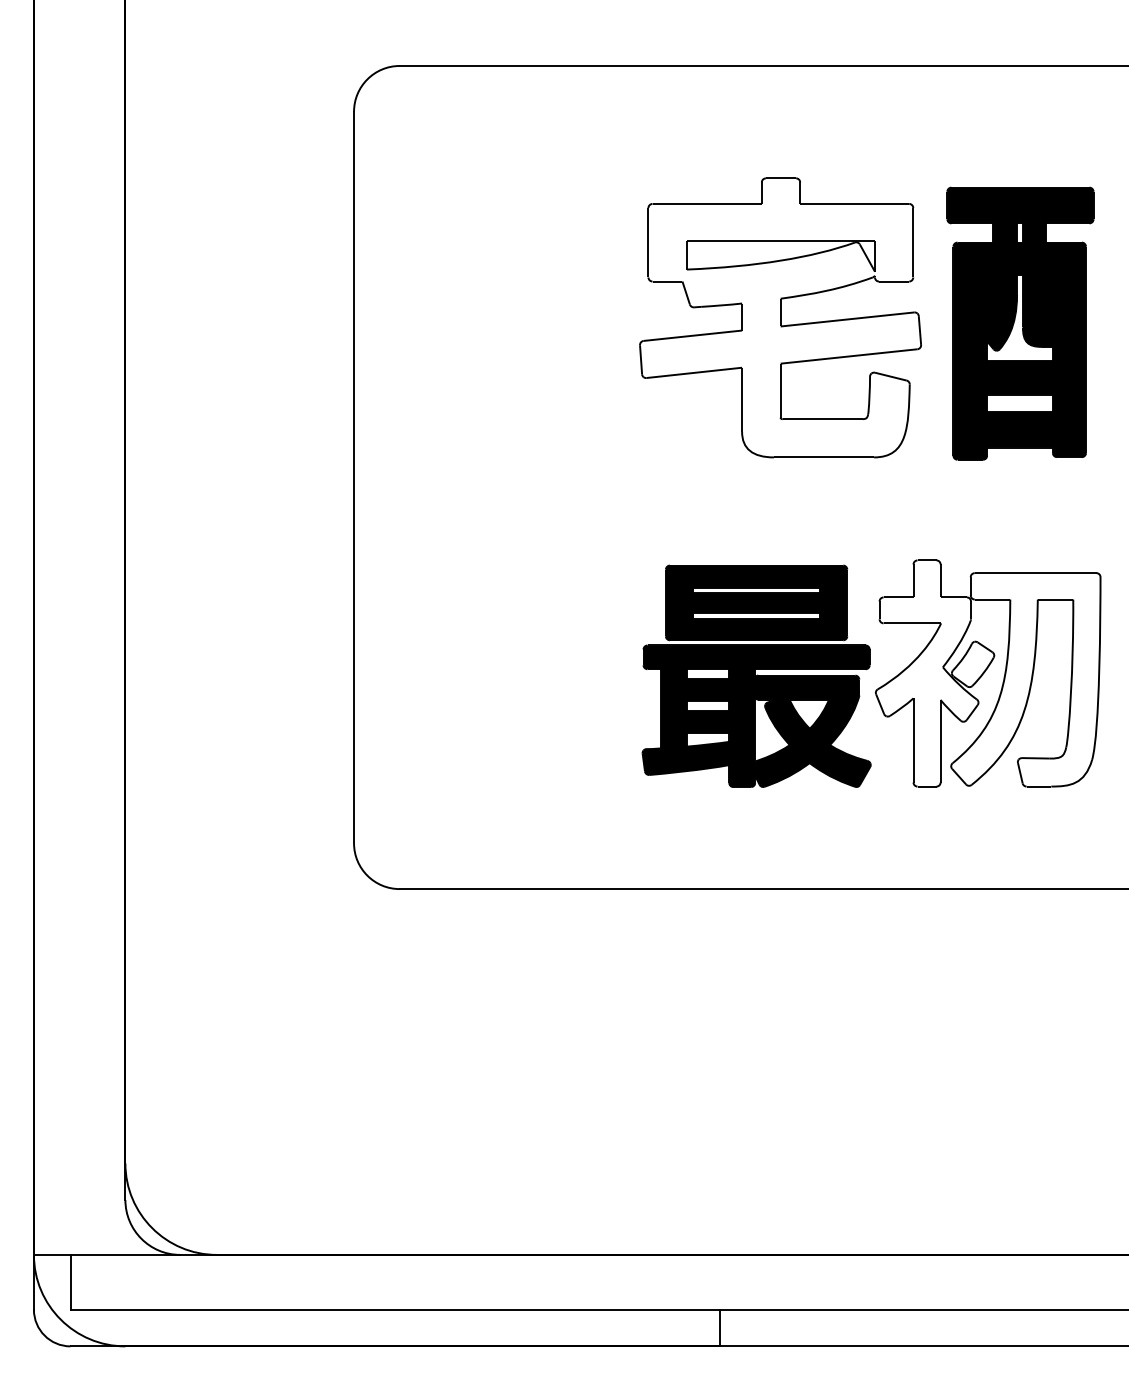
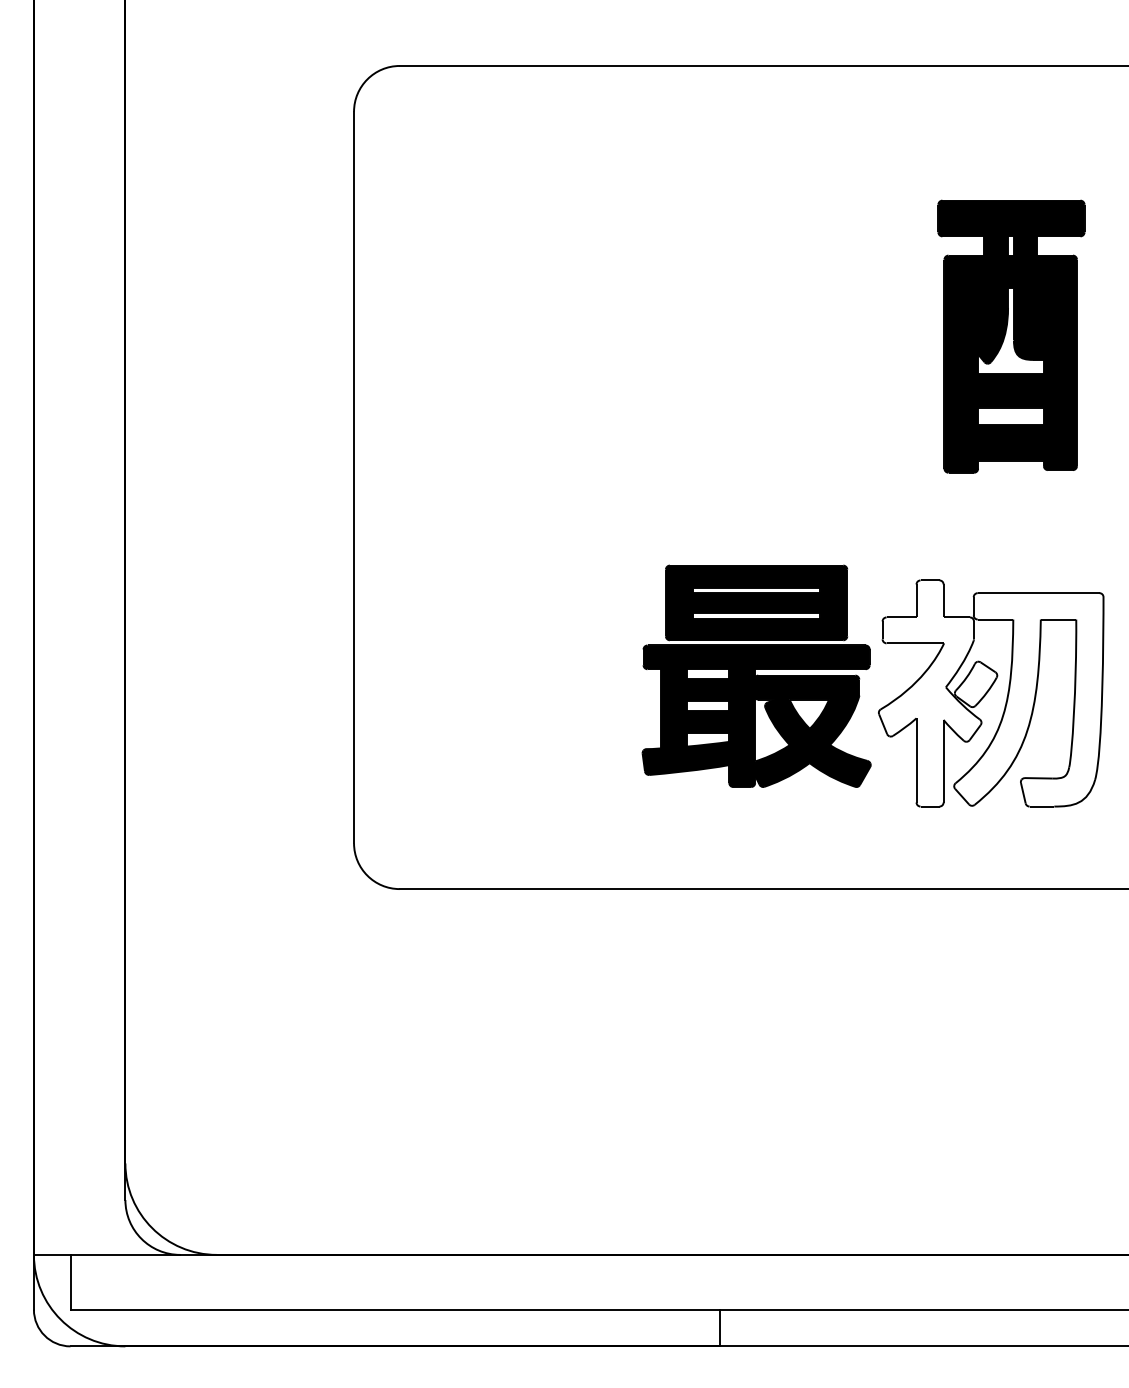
part: present -> none (780, 317)
part position: (1020, 323) -> (1011, 336) (1011, 336)
part position: (988, 673) -> (991, 693) (991, 693)
